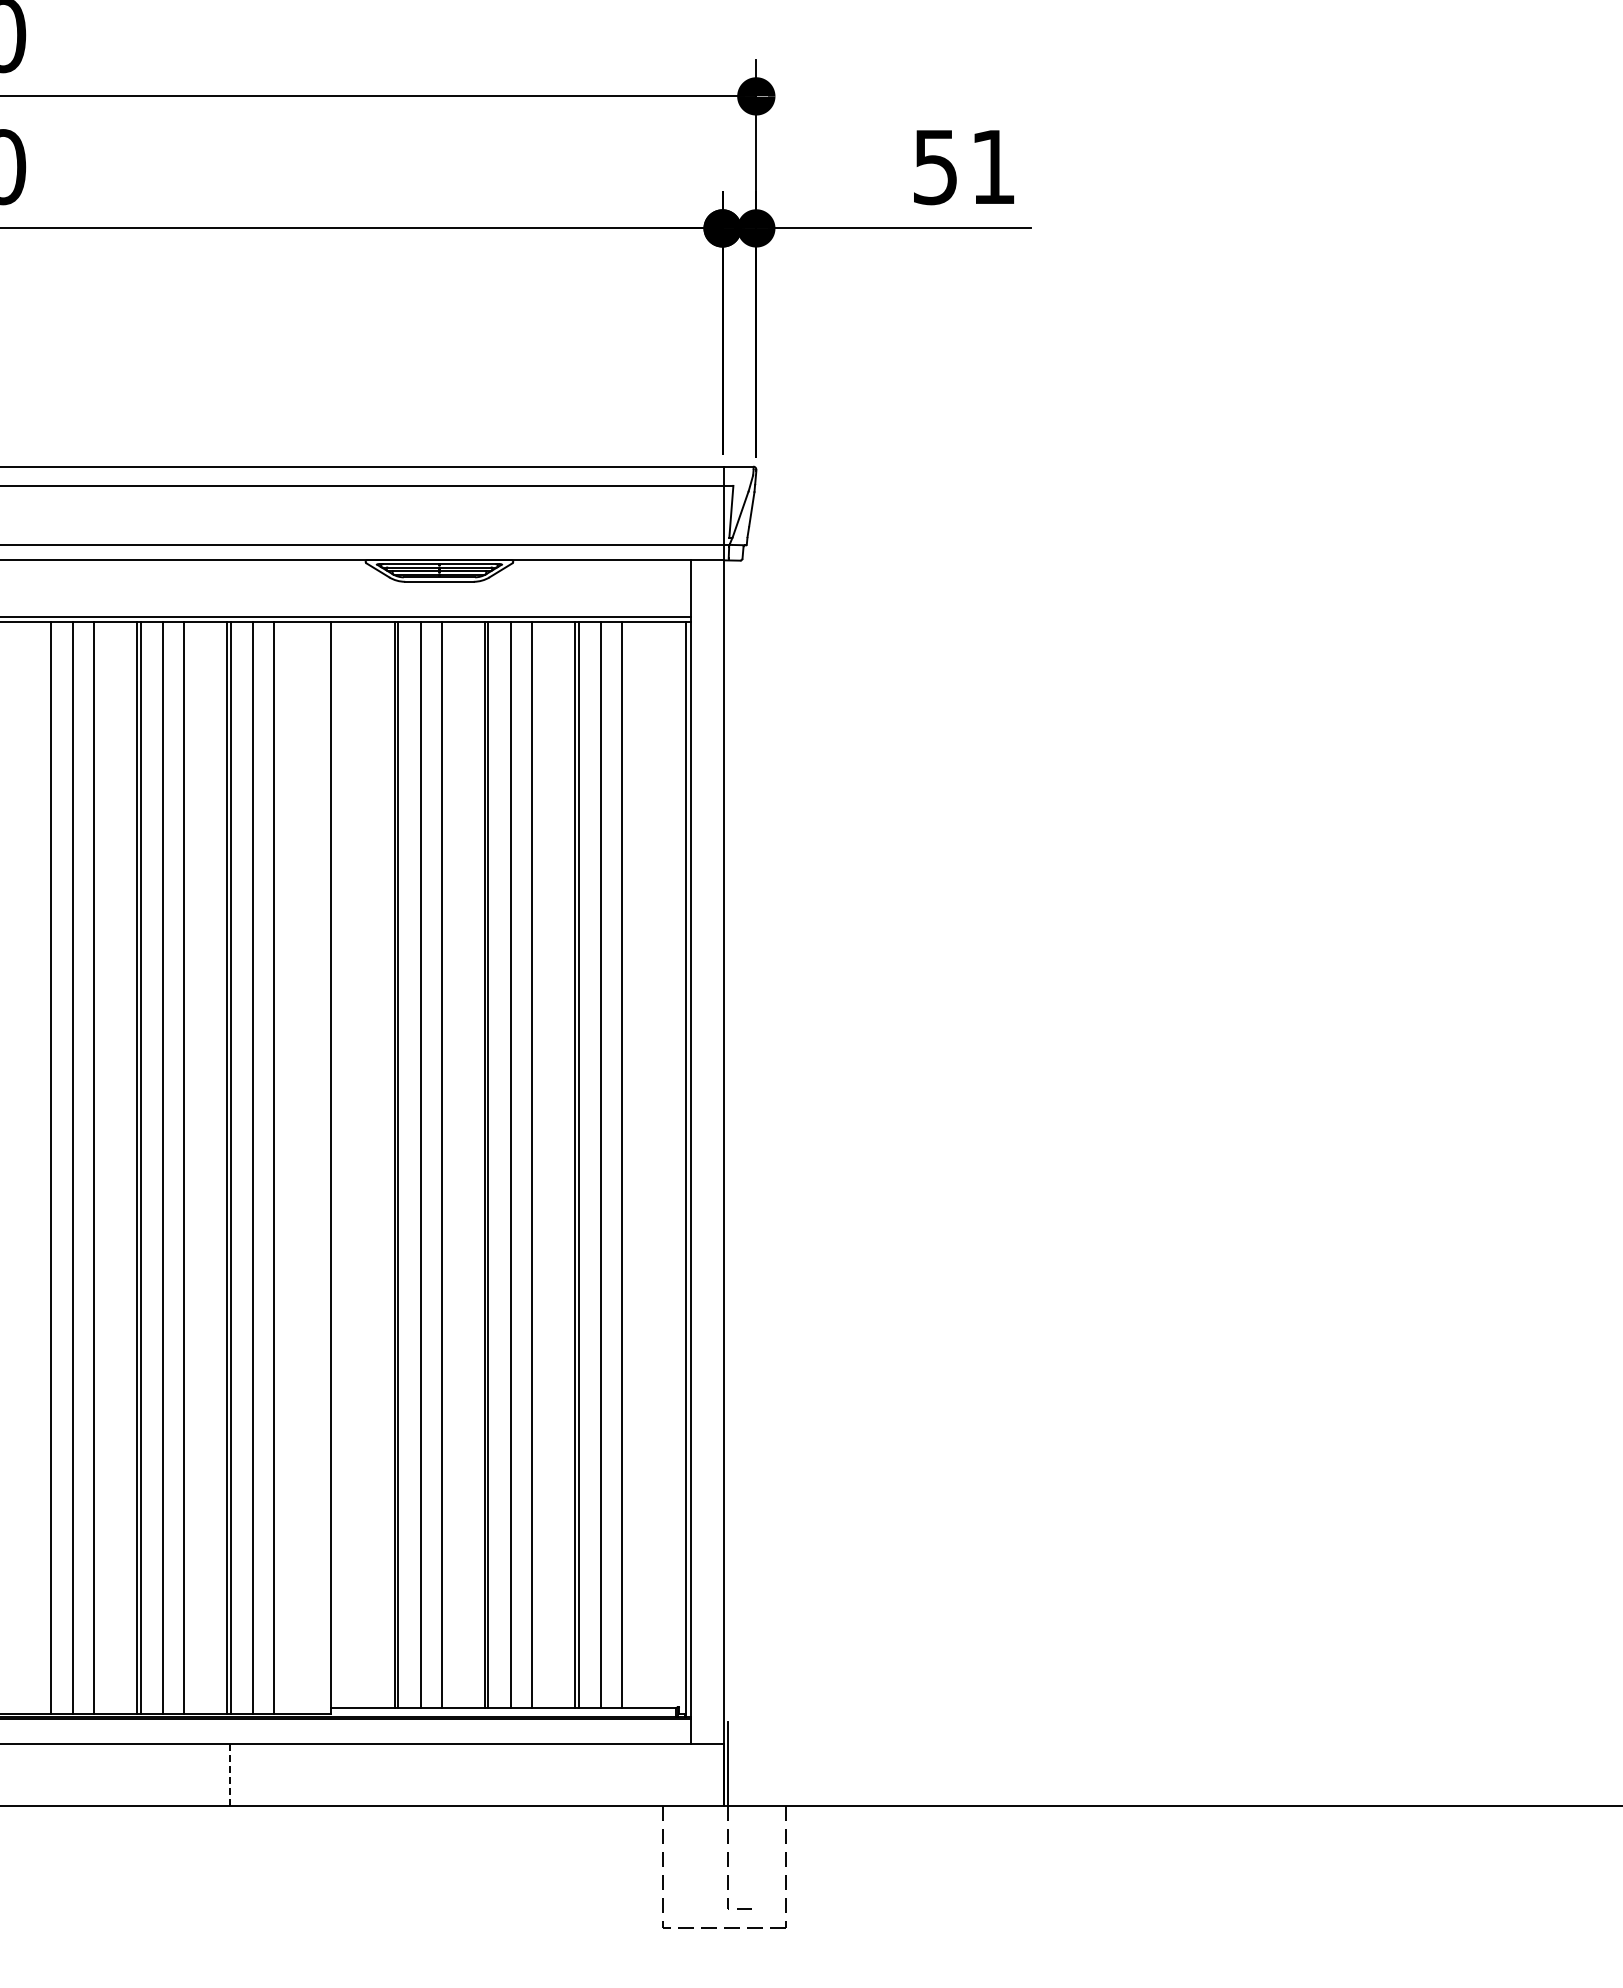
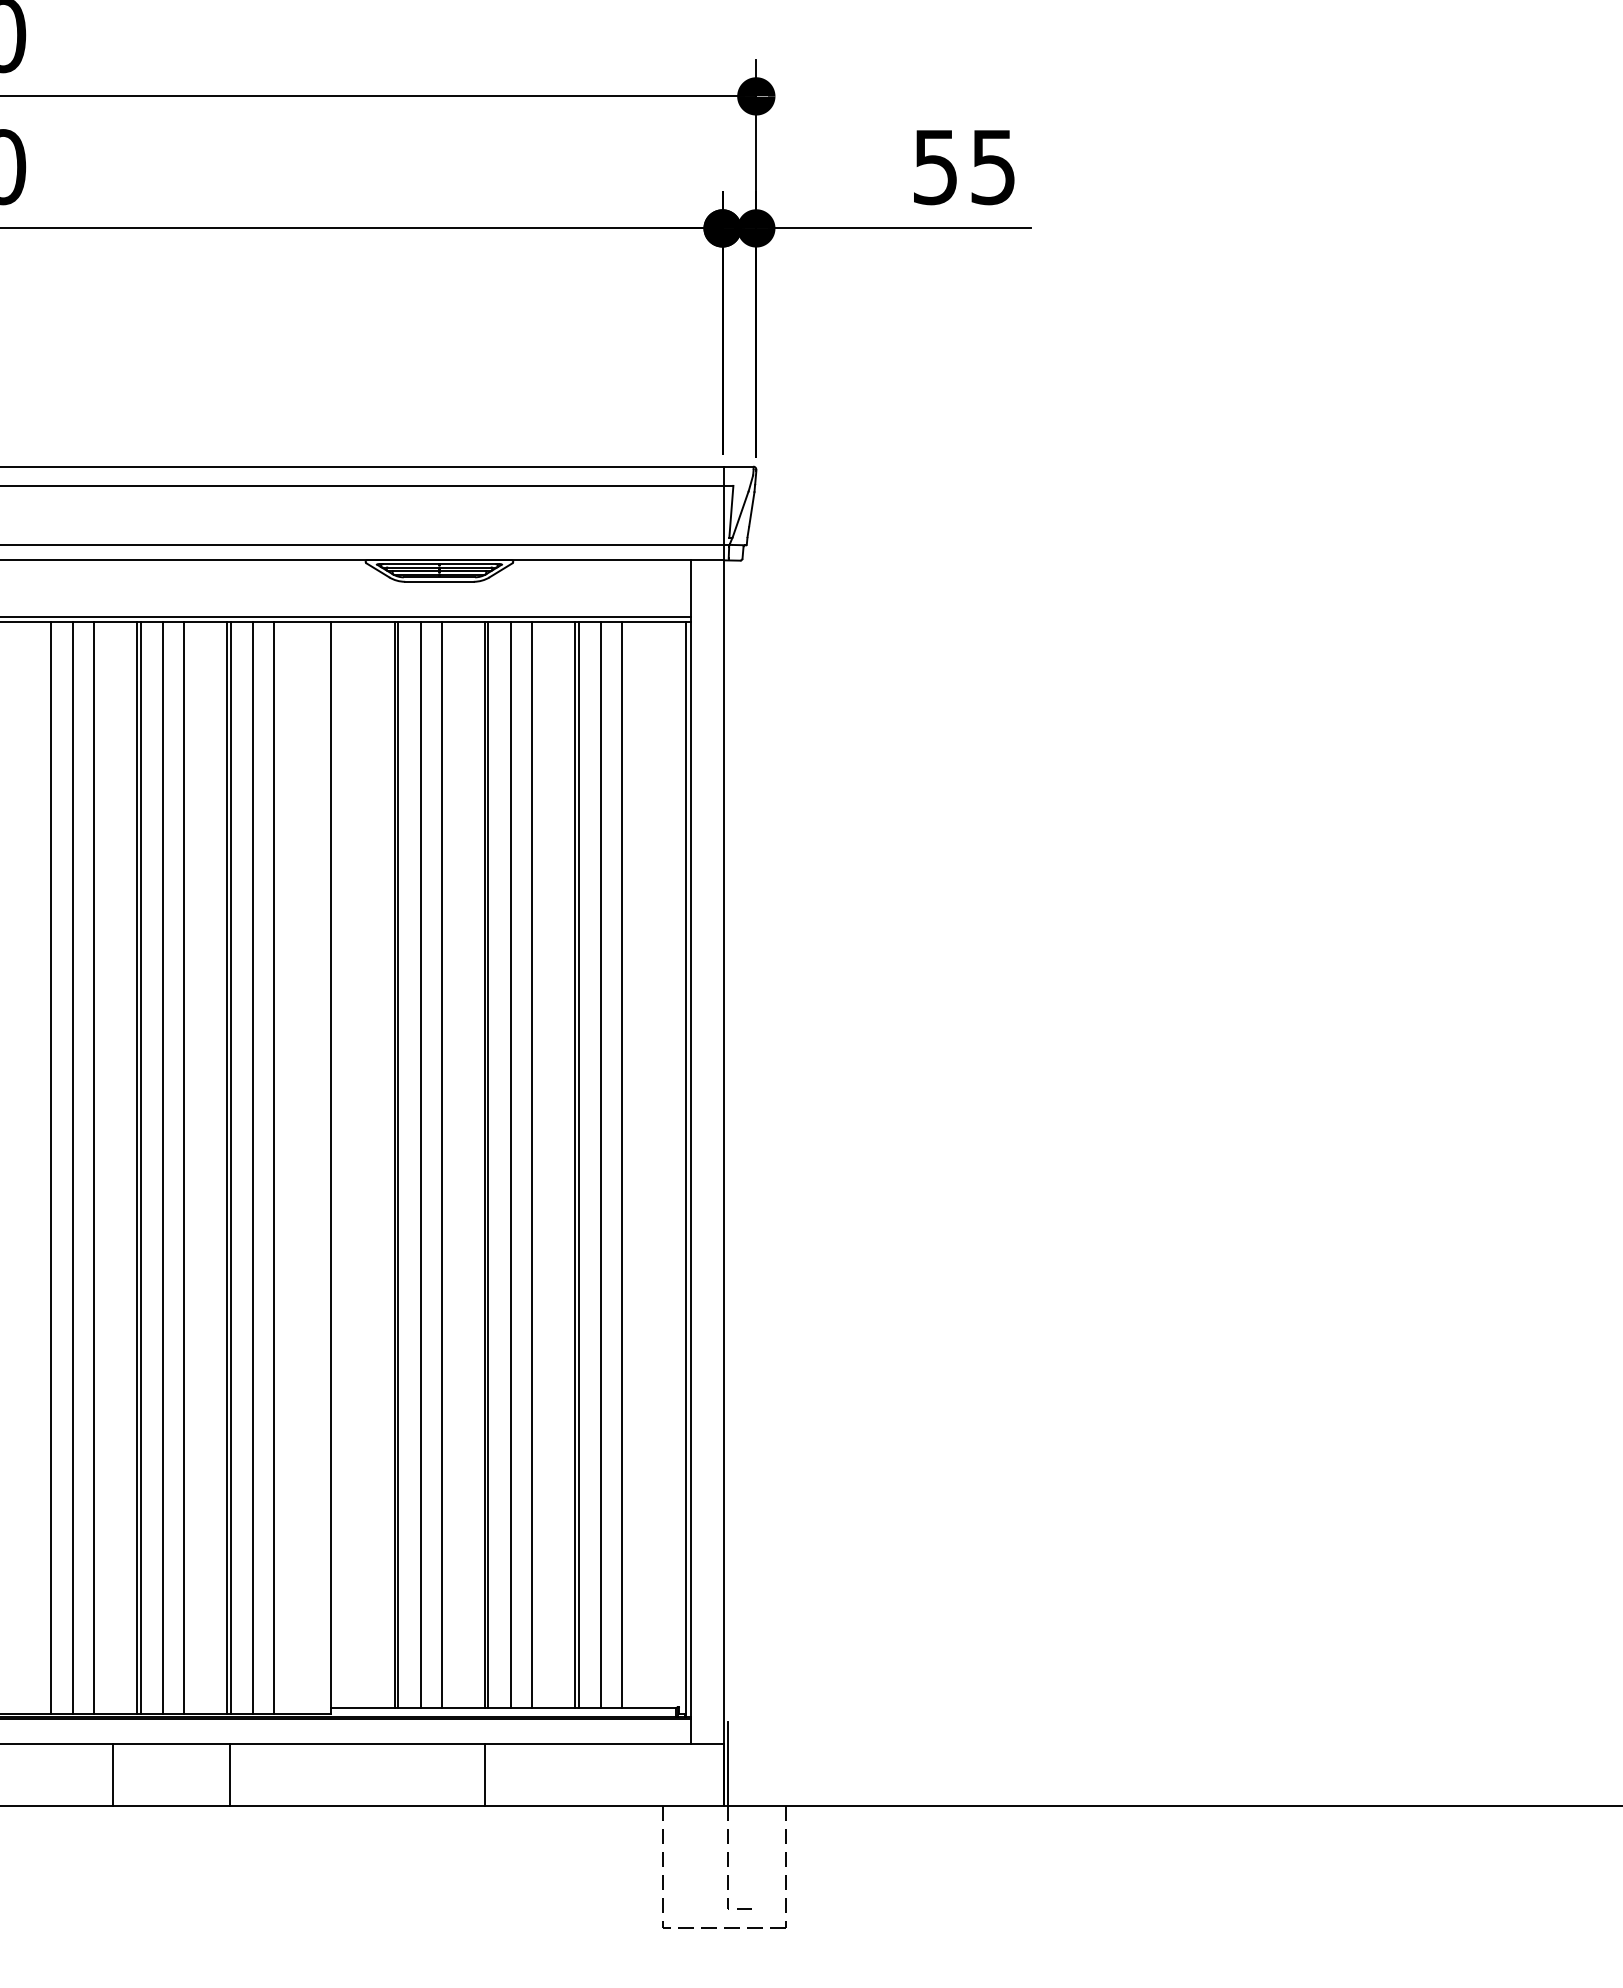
text: 51 -> 55 (992, 167)
line: none -> present (113, 1774)
line: none -> present (485, 1774)
line: dashed -> solid (229, 1775)
